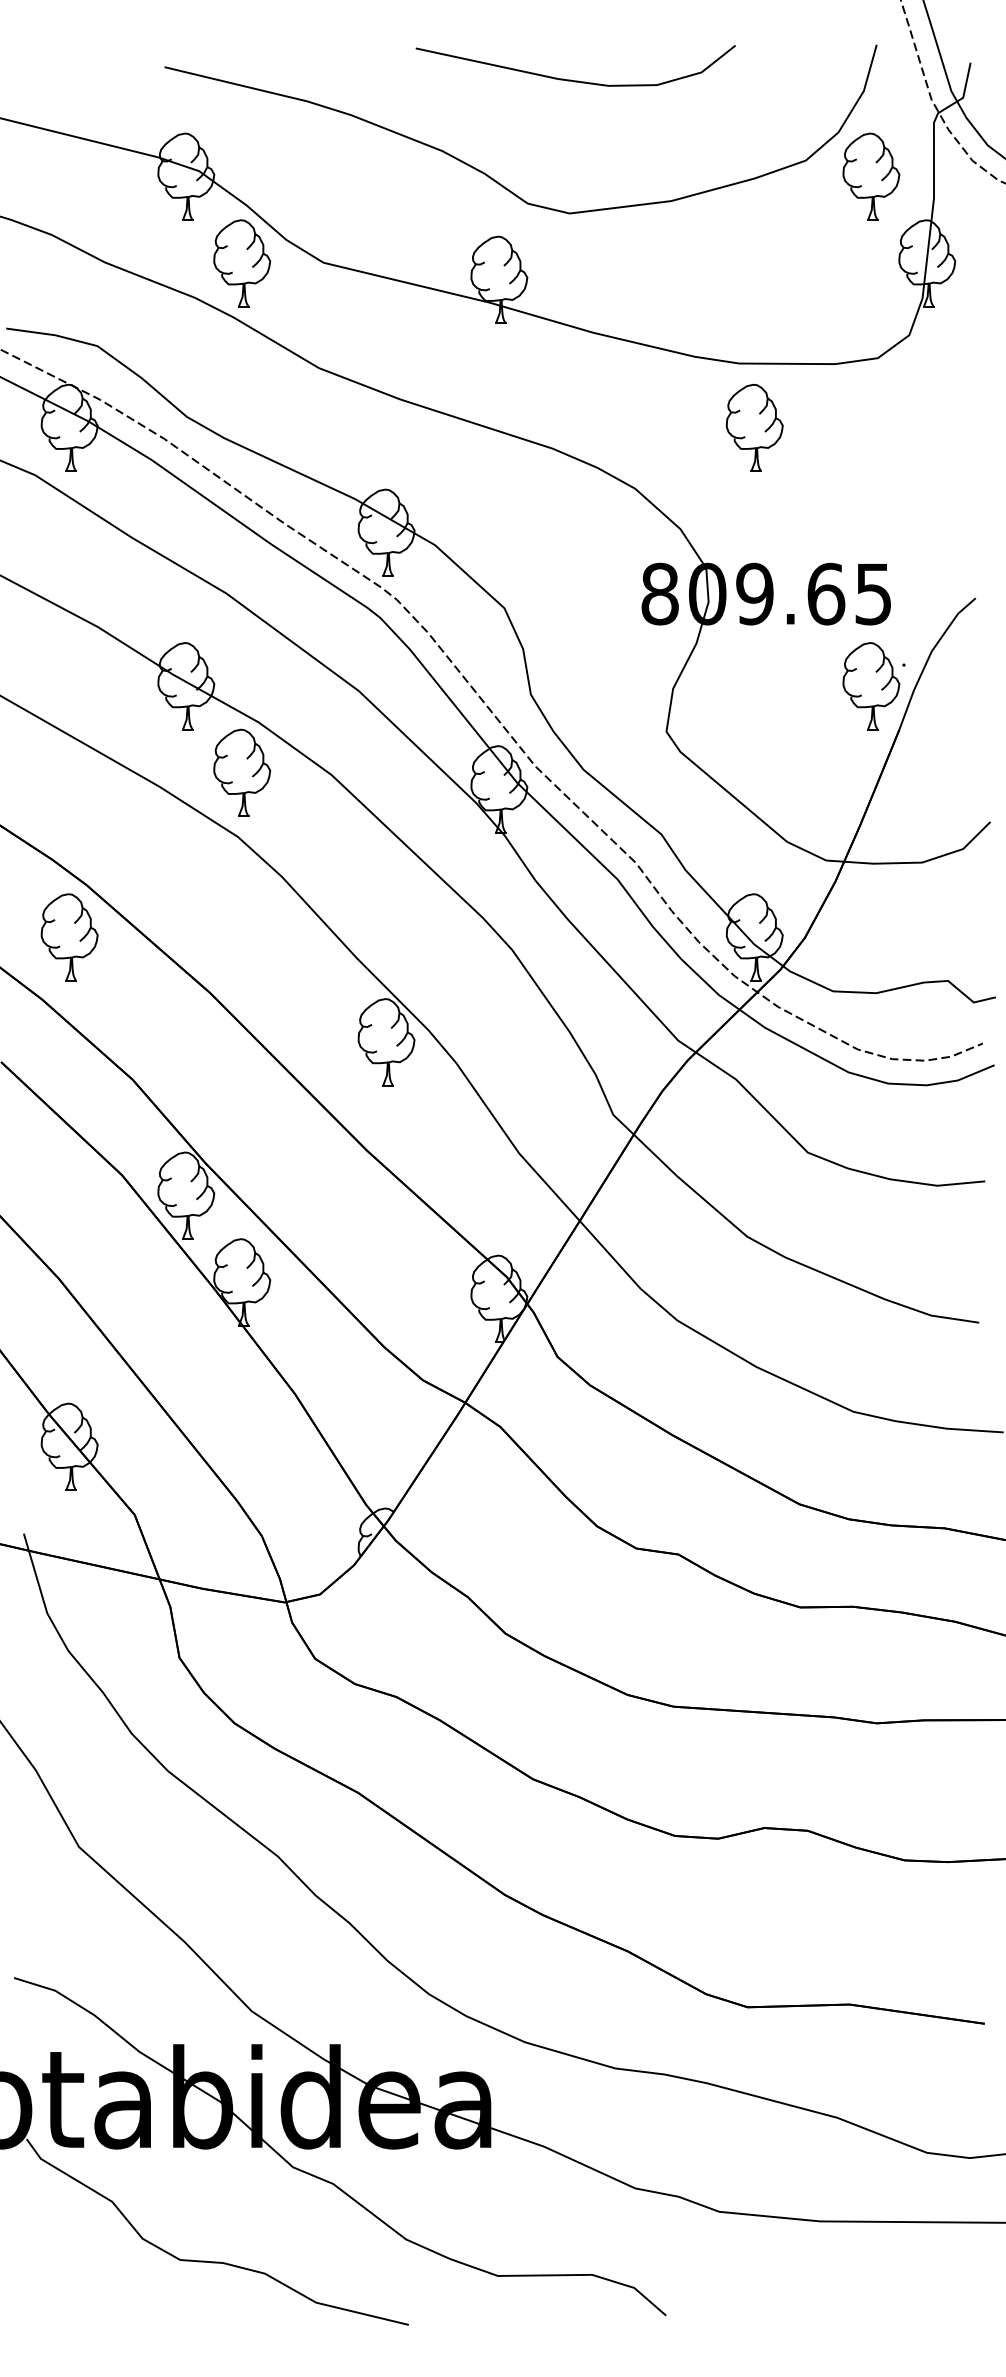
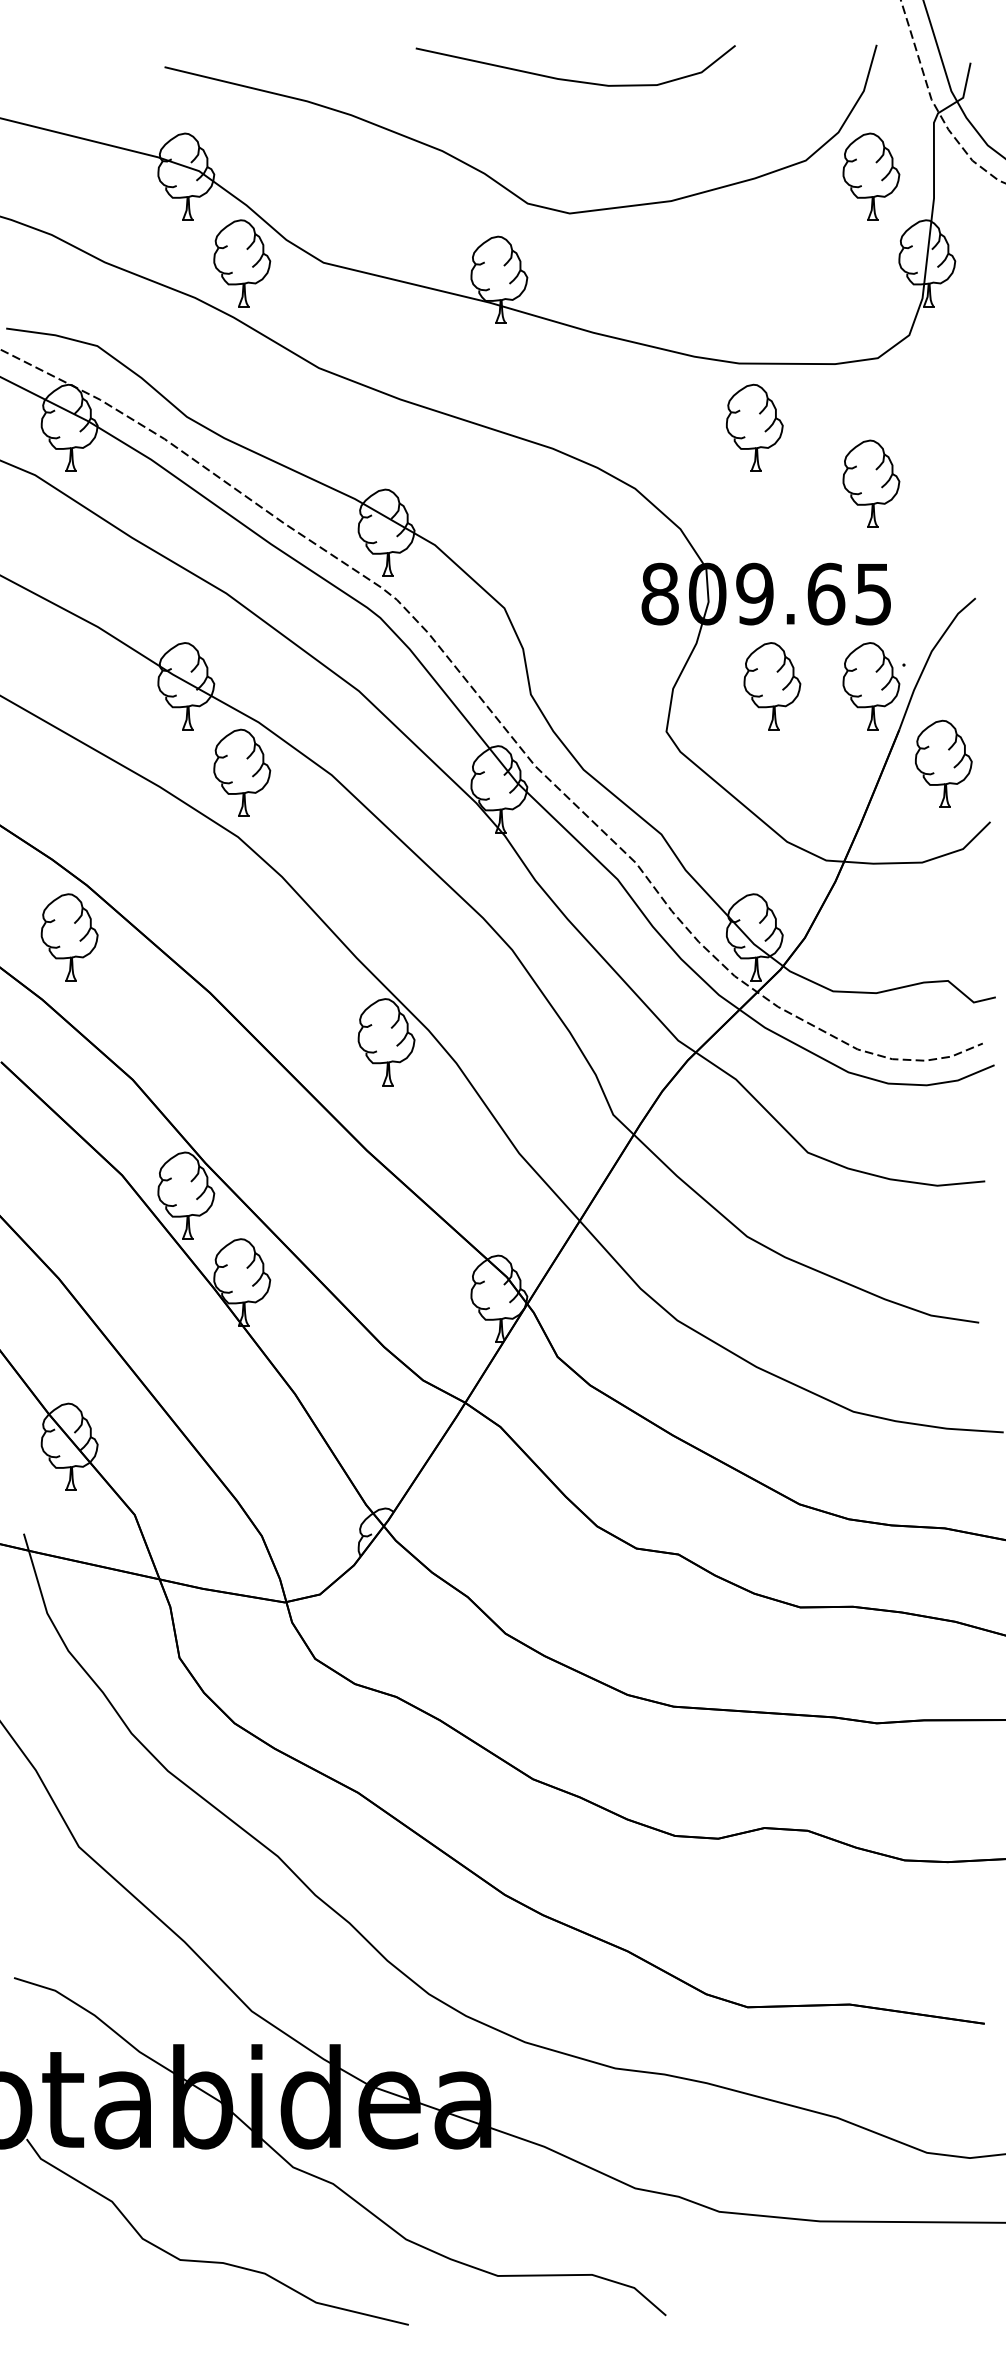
part: none -> present (871, 483)
part: none -> present (772, 686)
part: none -> present (943, 763)
